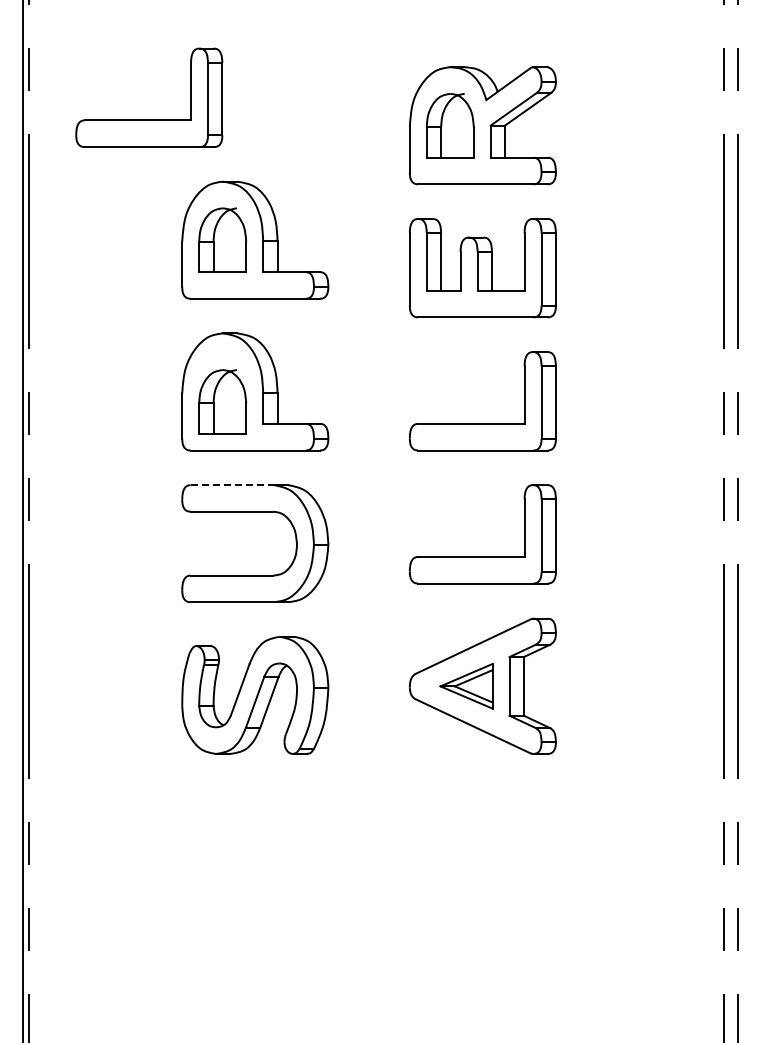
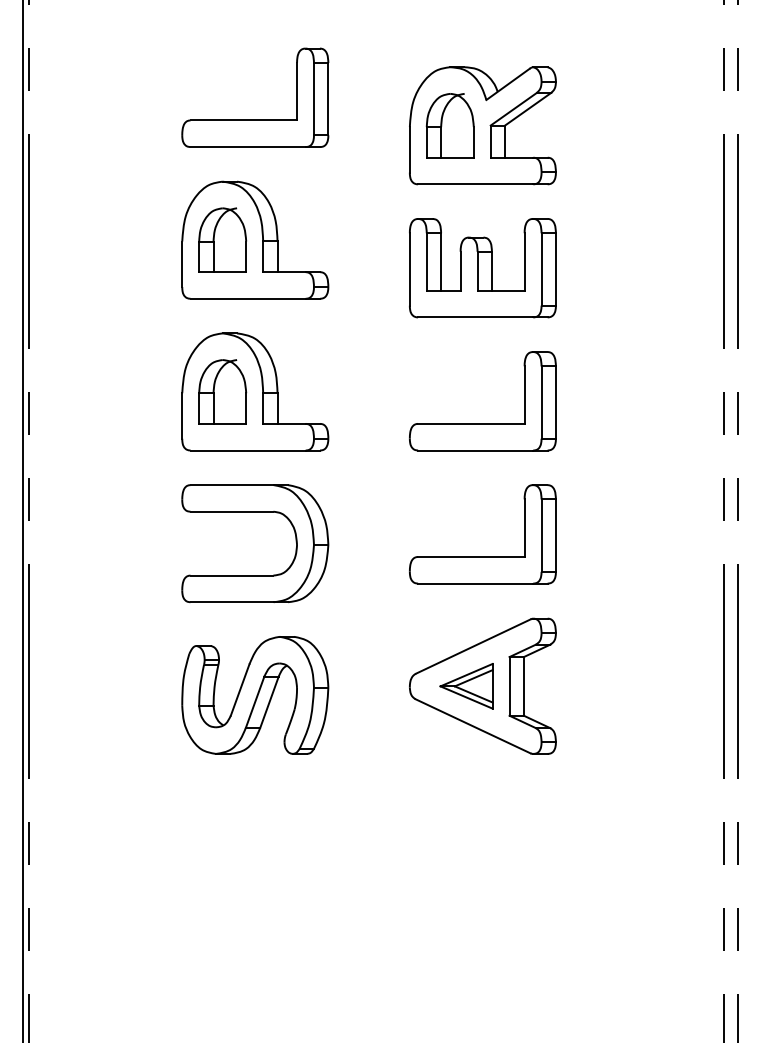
part position: (149, 119) -> (255, 119) (255, 119)
part position: (222, 401) -> (222, 391) (222, 391)
line: dashed -> solid (232, 485)
